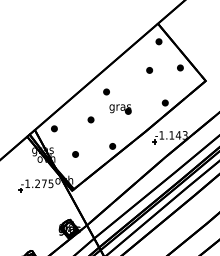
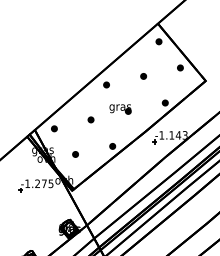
part position: (149, 70) -> (143, 76) (143, 76)
part position: (106, 91) -> (106, 84) (106, 84)
